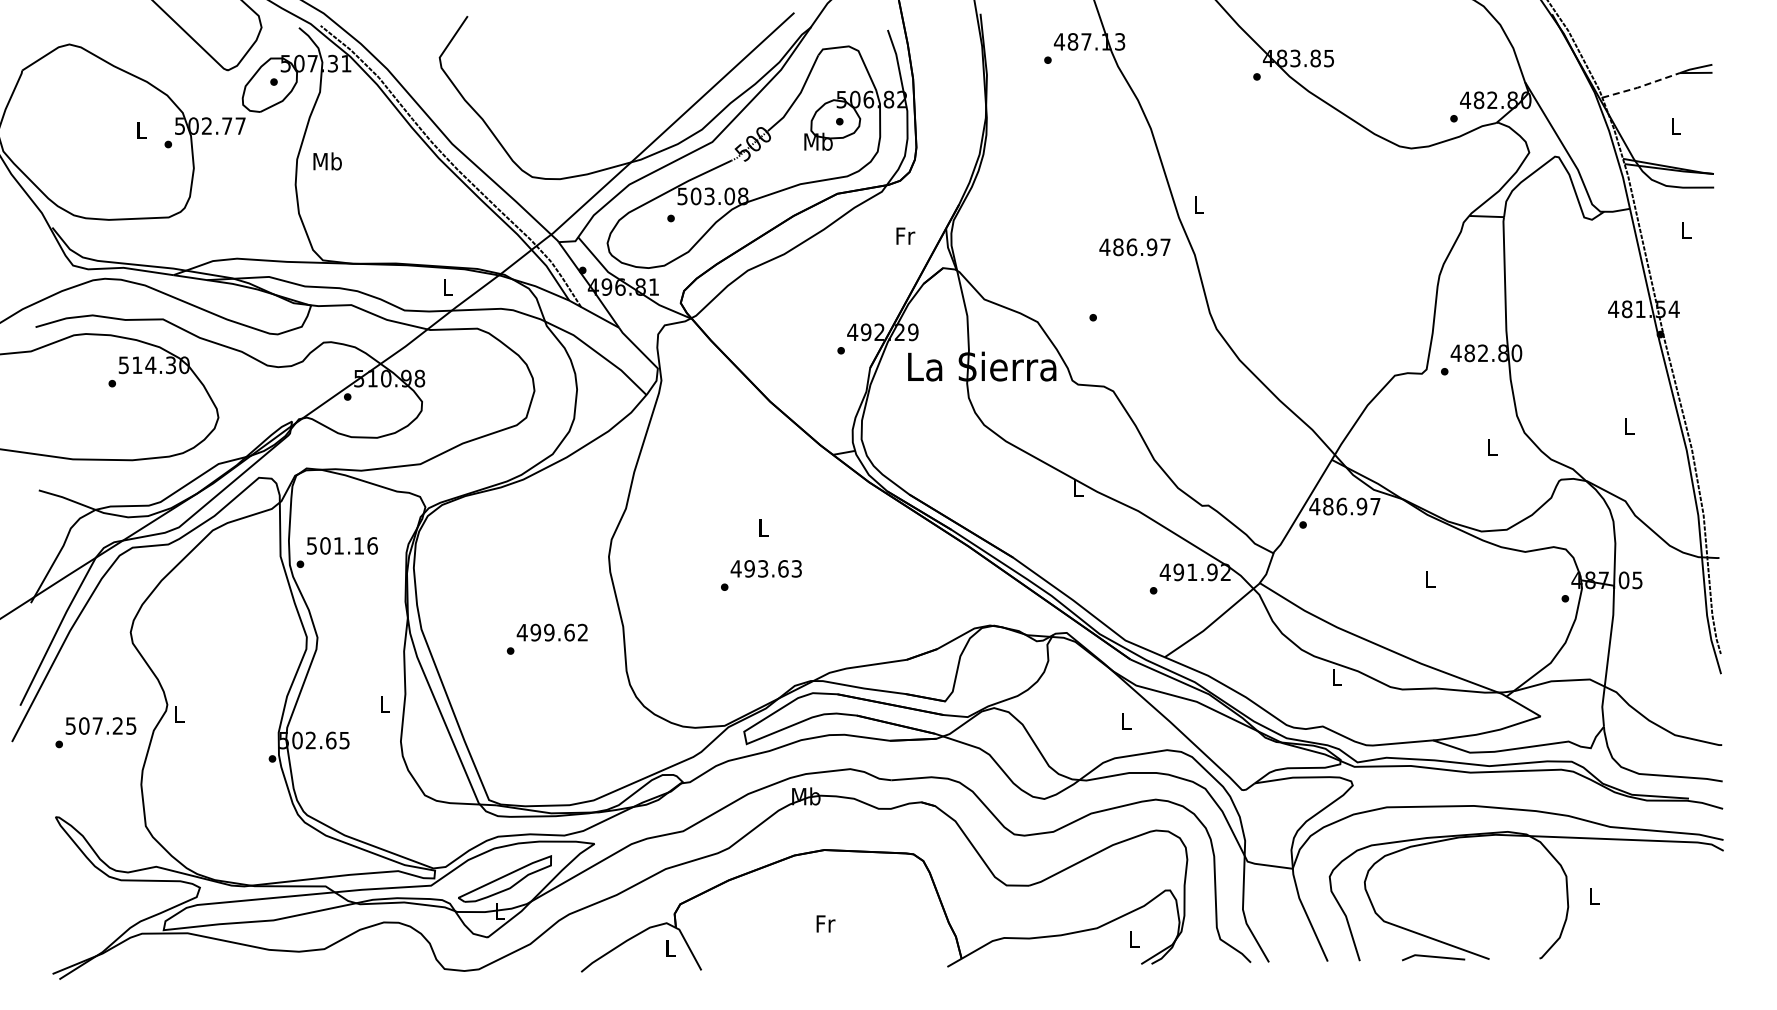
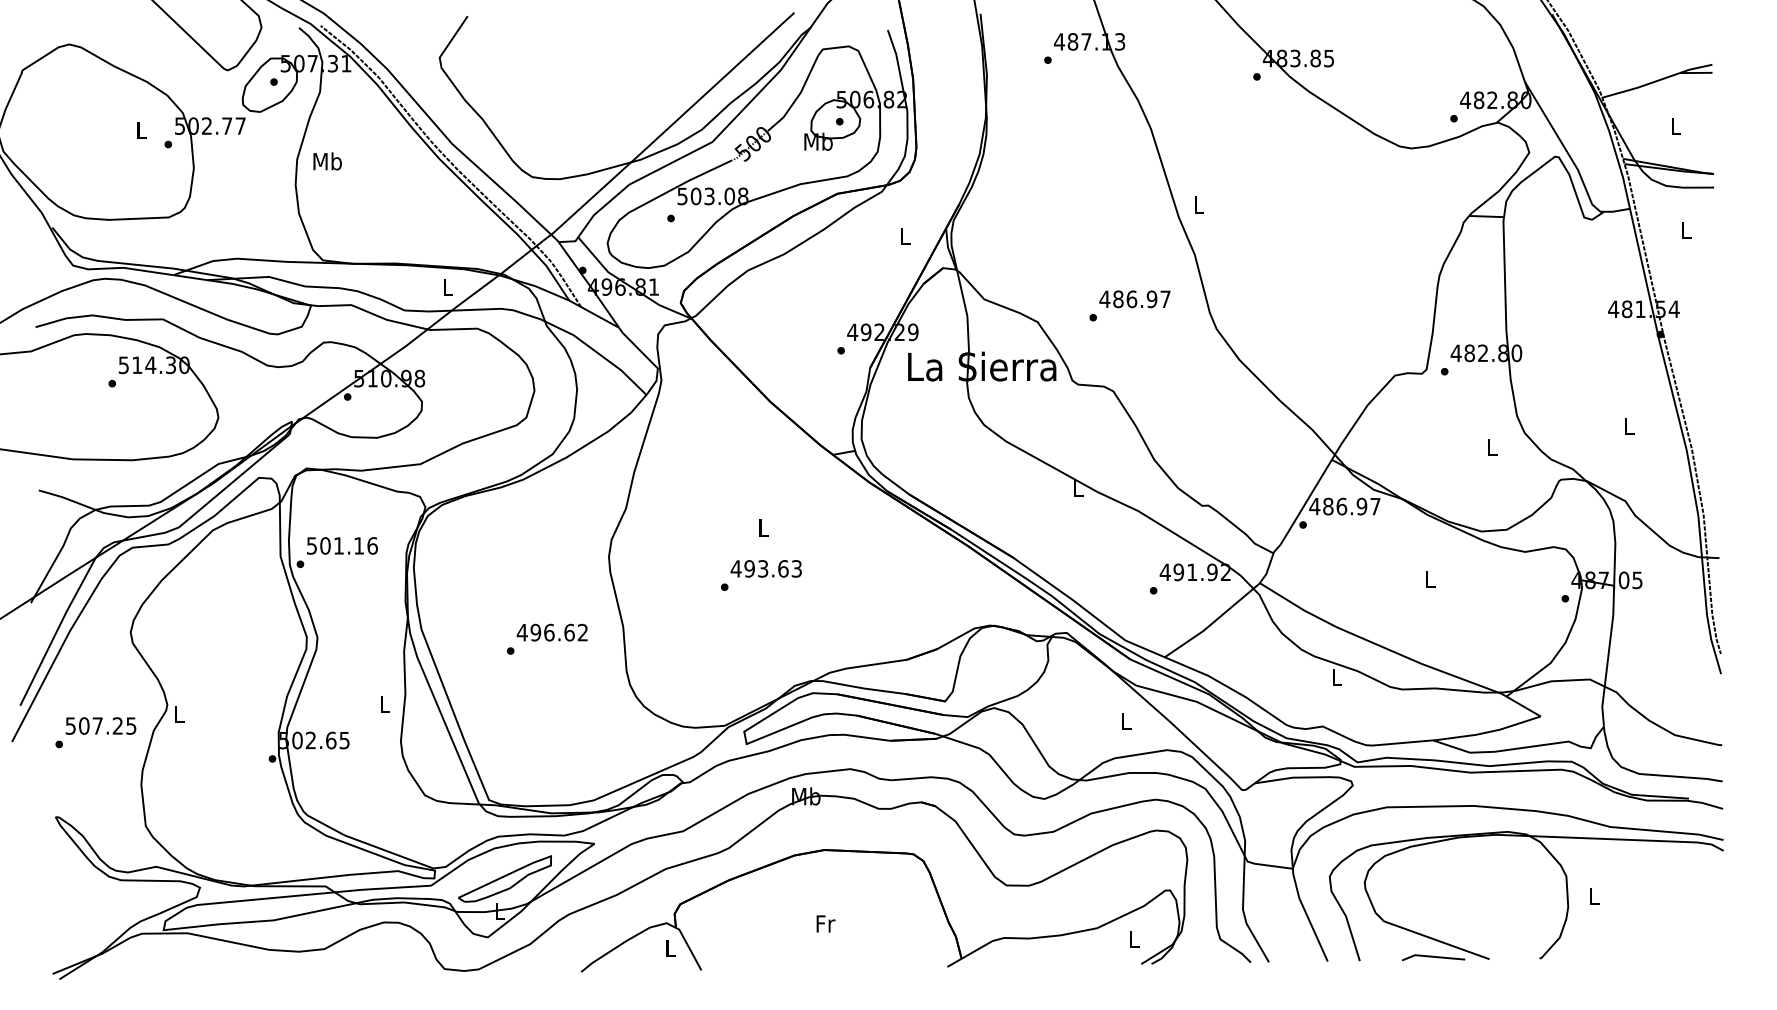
line: dashed -> solid (1641, 86)
text: Fr -> L (905, 235)
text position: (1134, 247) -> (1134, 299) (1134, 299)
text: 499.62 -> 496.62 (549, 632)
